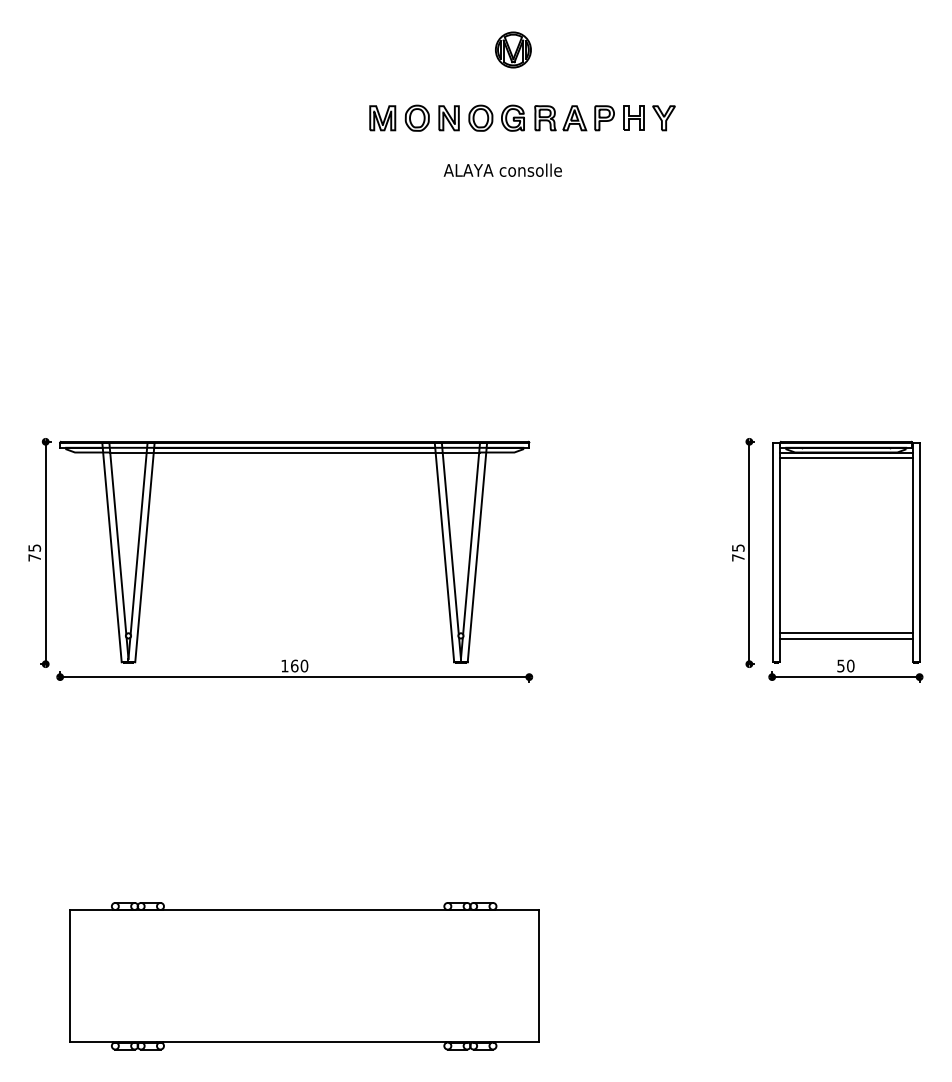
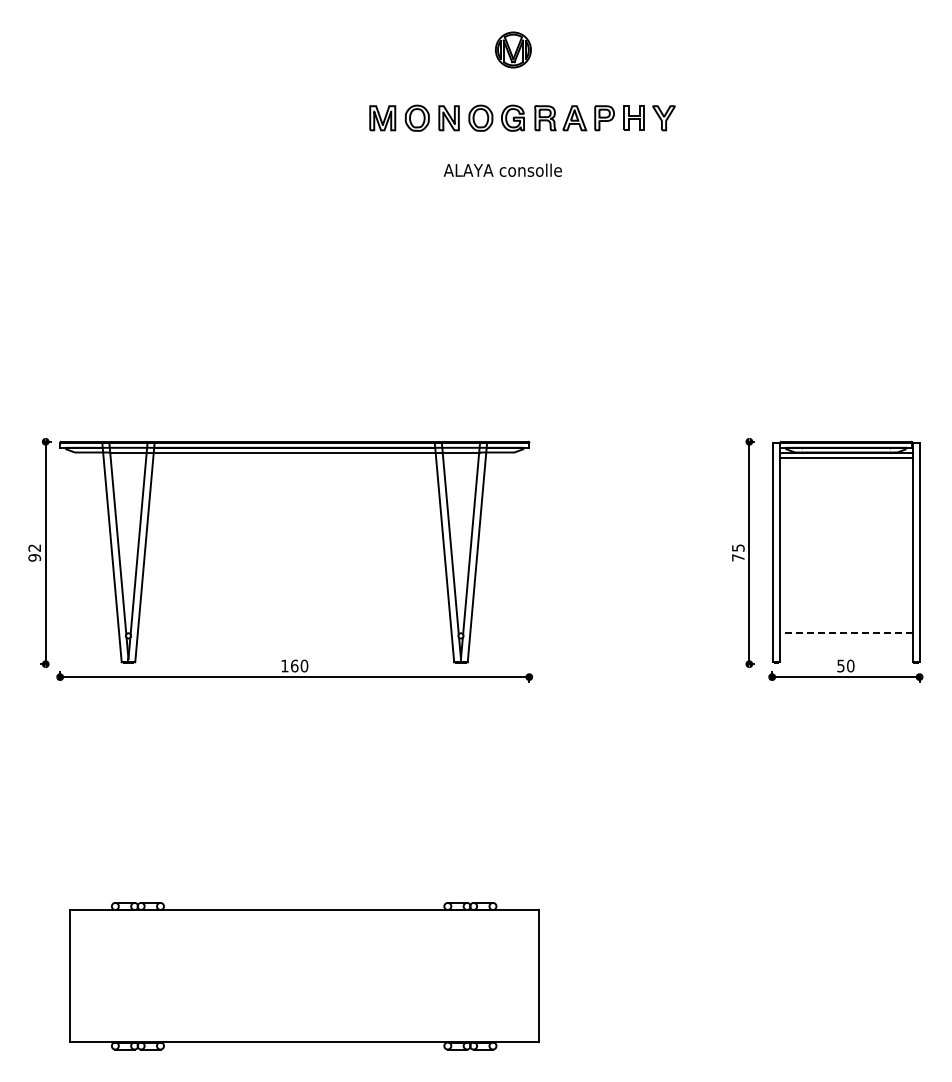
text: 75 -> 92 (34, 552)
line: solid -> dashed (845, 633)
line: present -> none (845, 638)
